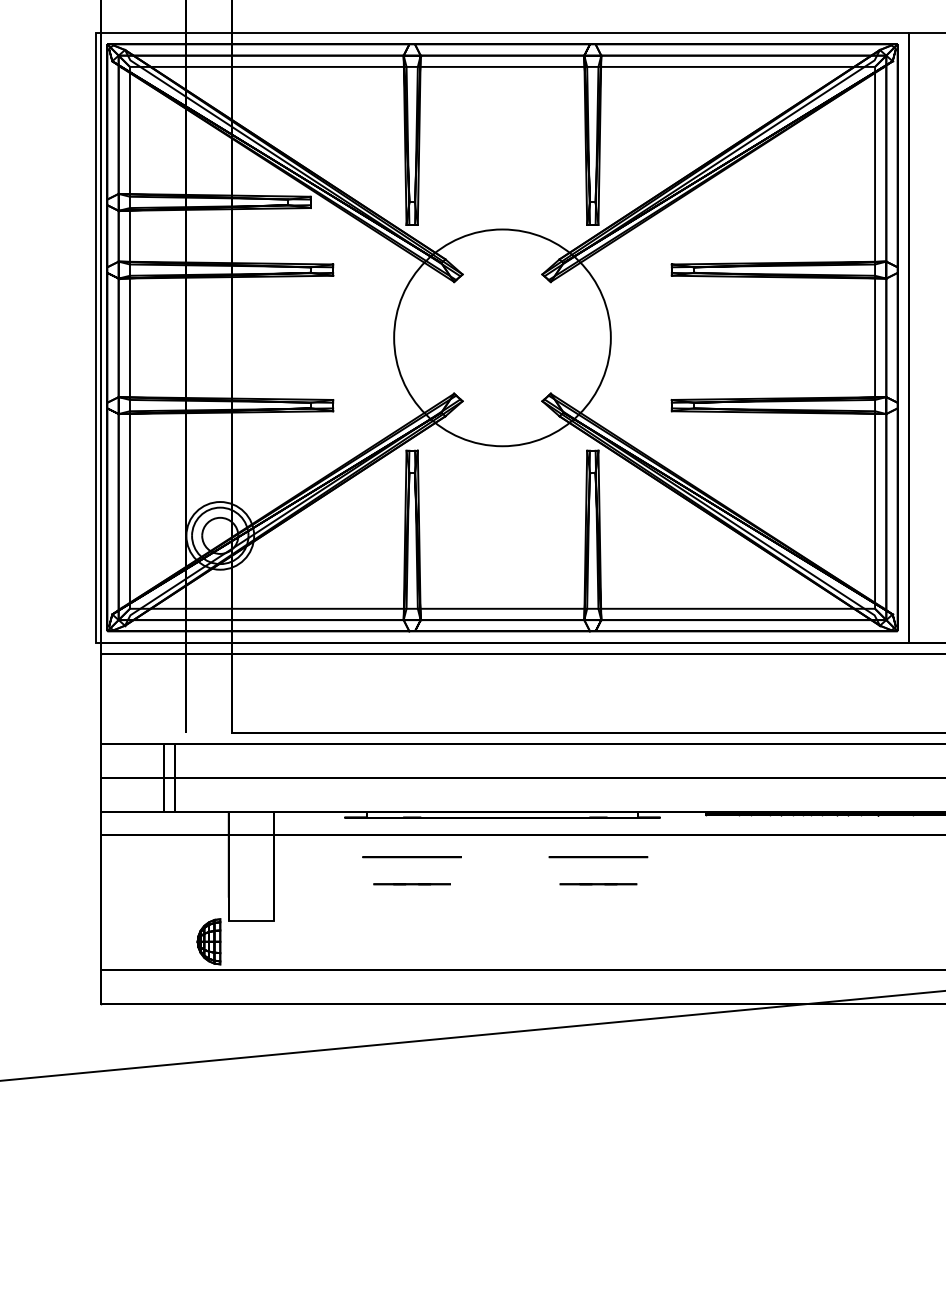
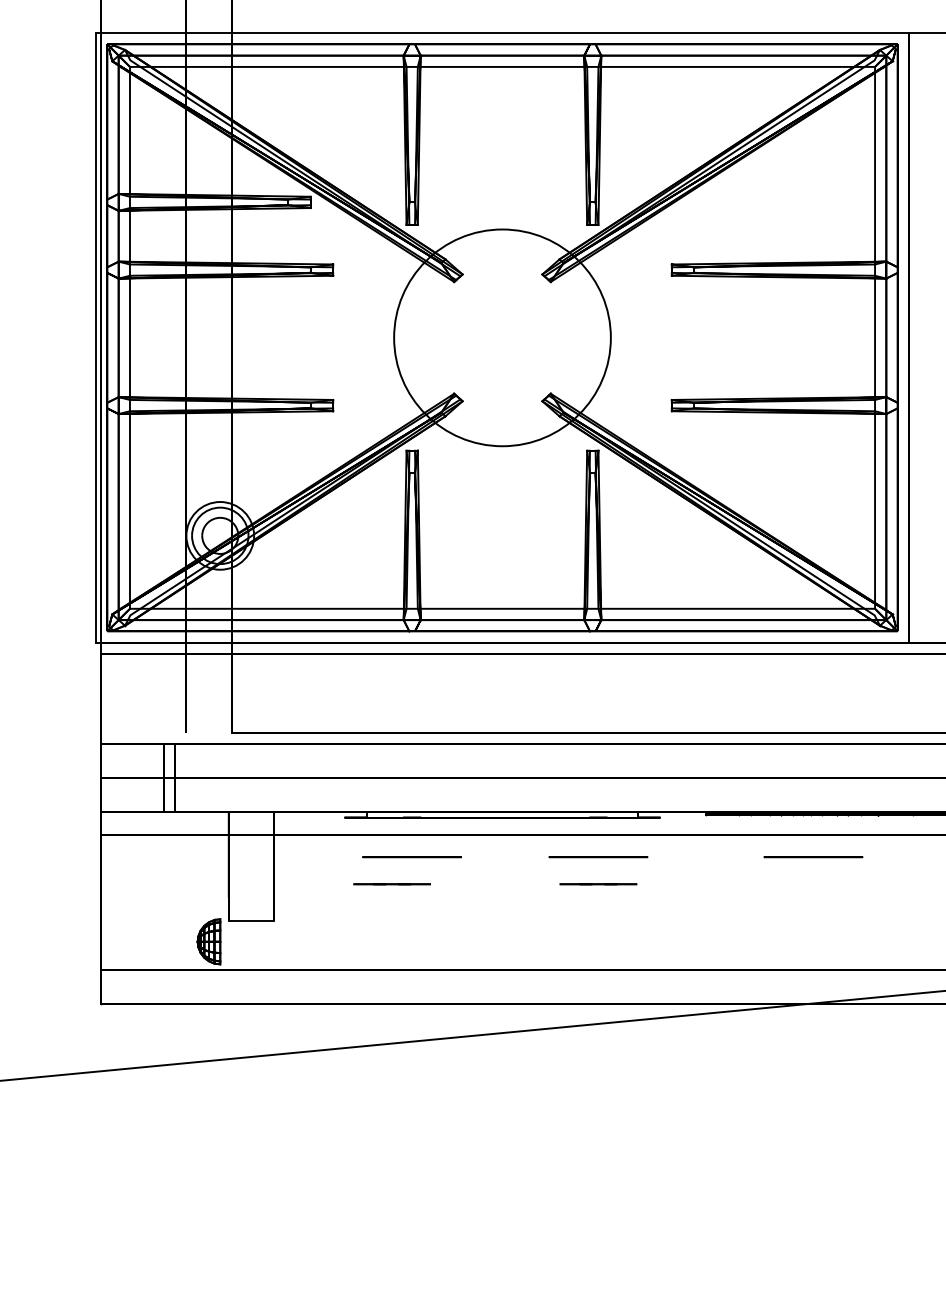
circle: none -> present (813, 857)
line position: (411, 884) -> (391, 884) (391, 884)
